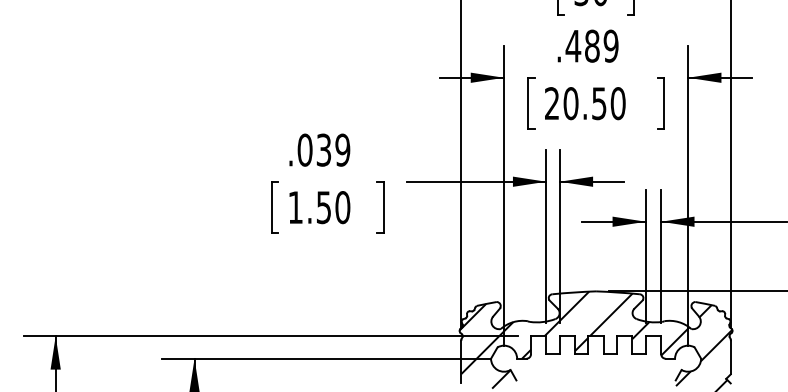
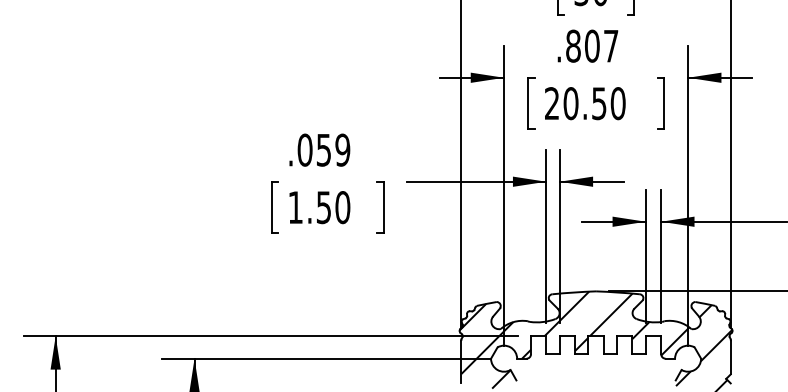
text: .489 -> .807 (591, 45)
text: .039 -> .059 (324, 149)
